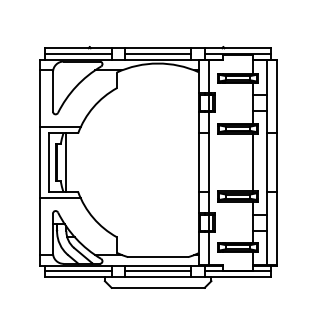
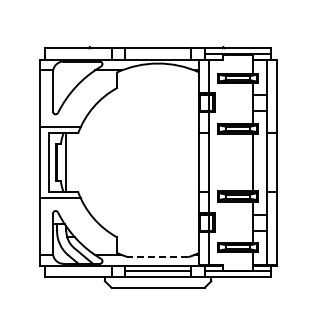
line: present -> none (78, 54)
line: present -> none (157, 54)
line: solid -> dashed (157, 257)
line: present -> none (78, 271)
